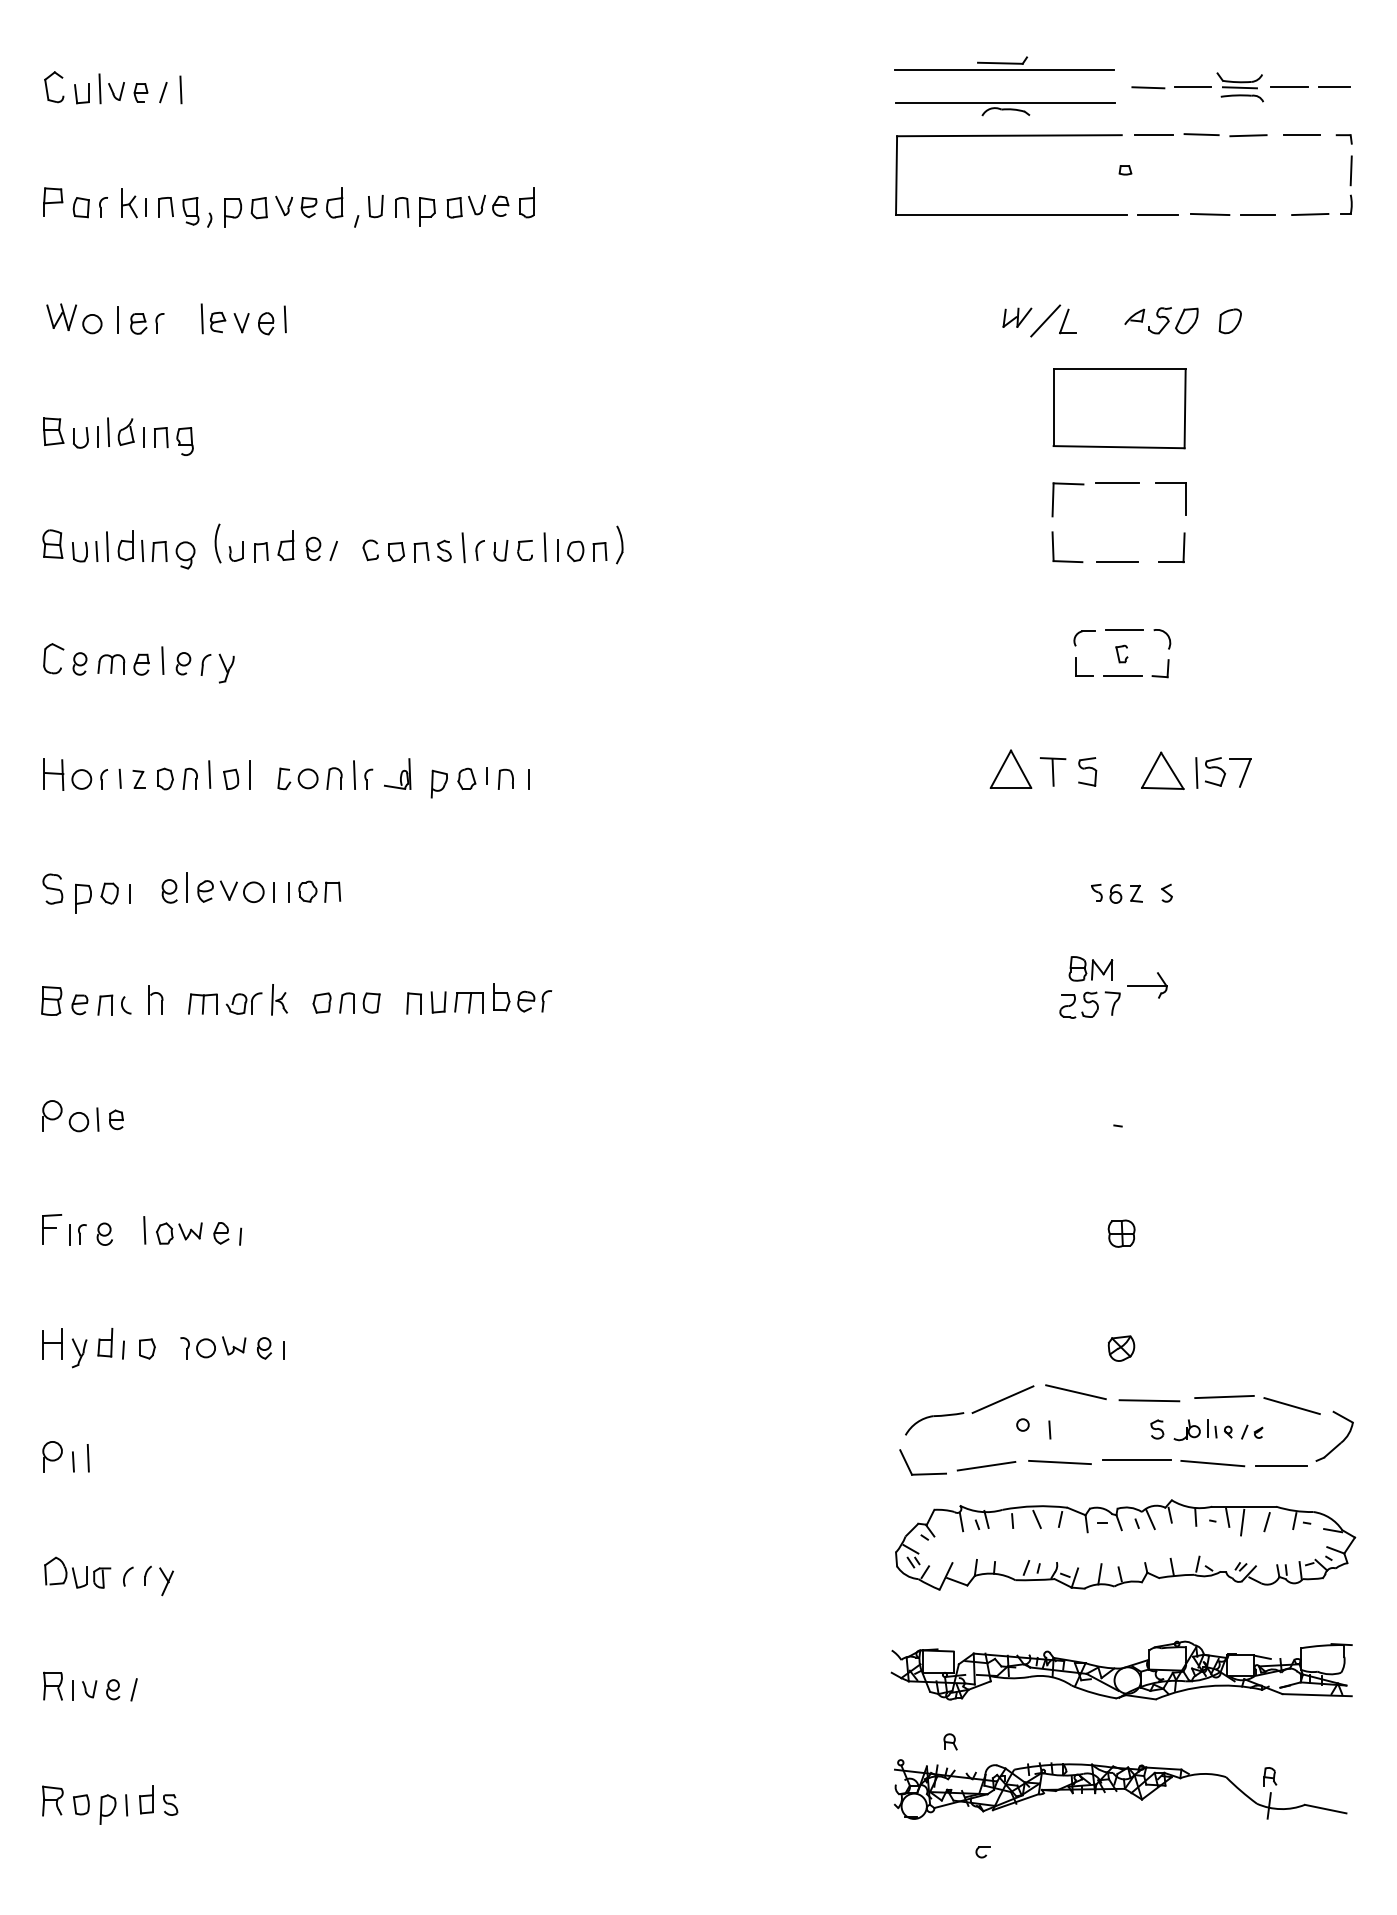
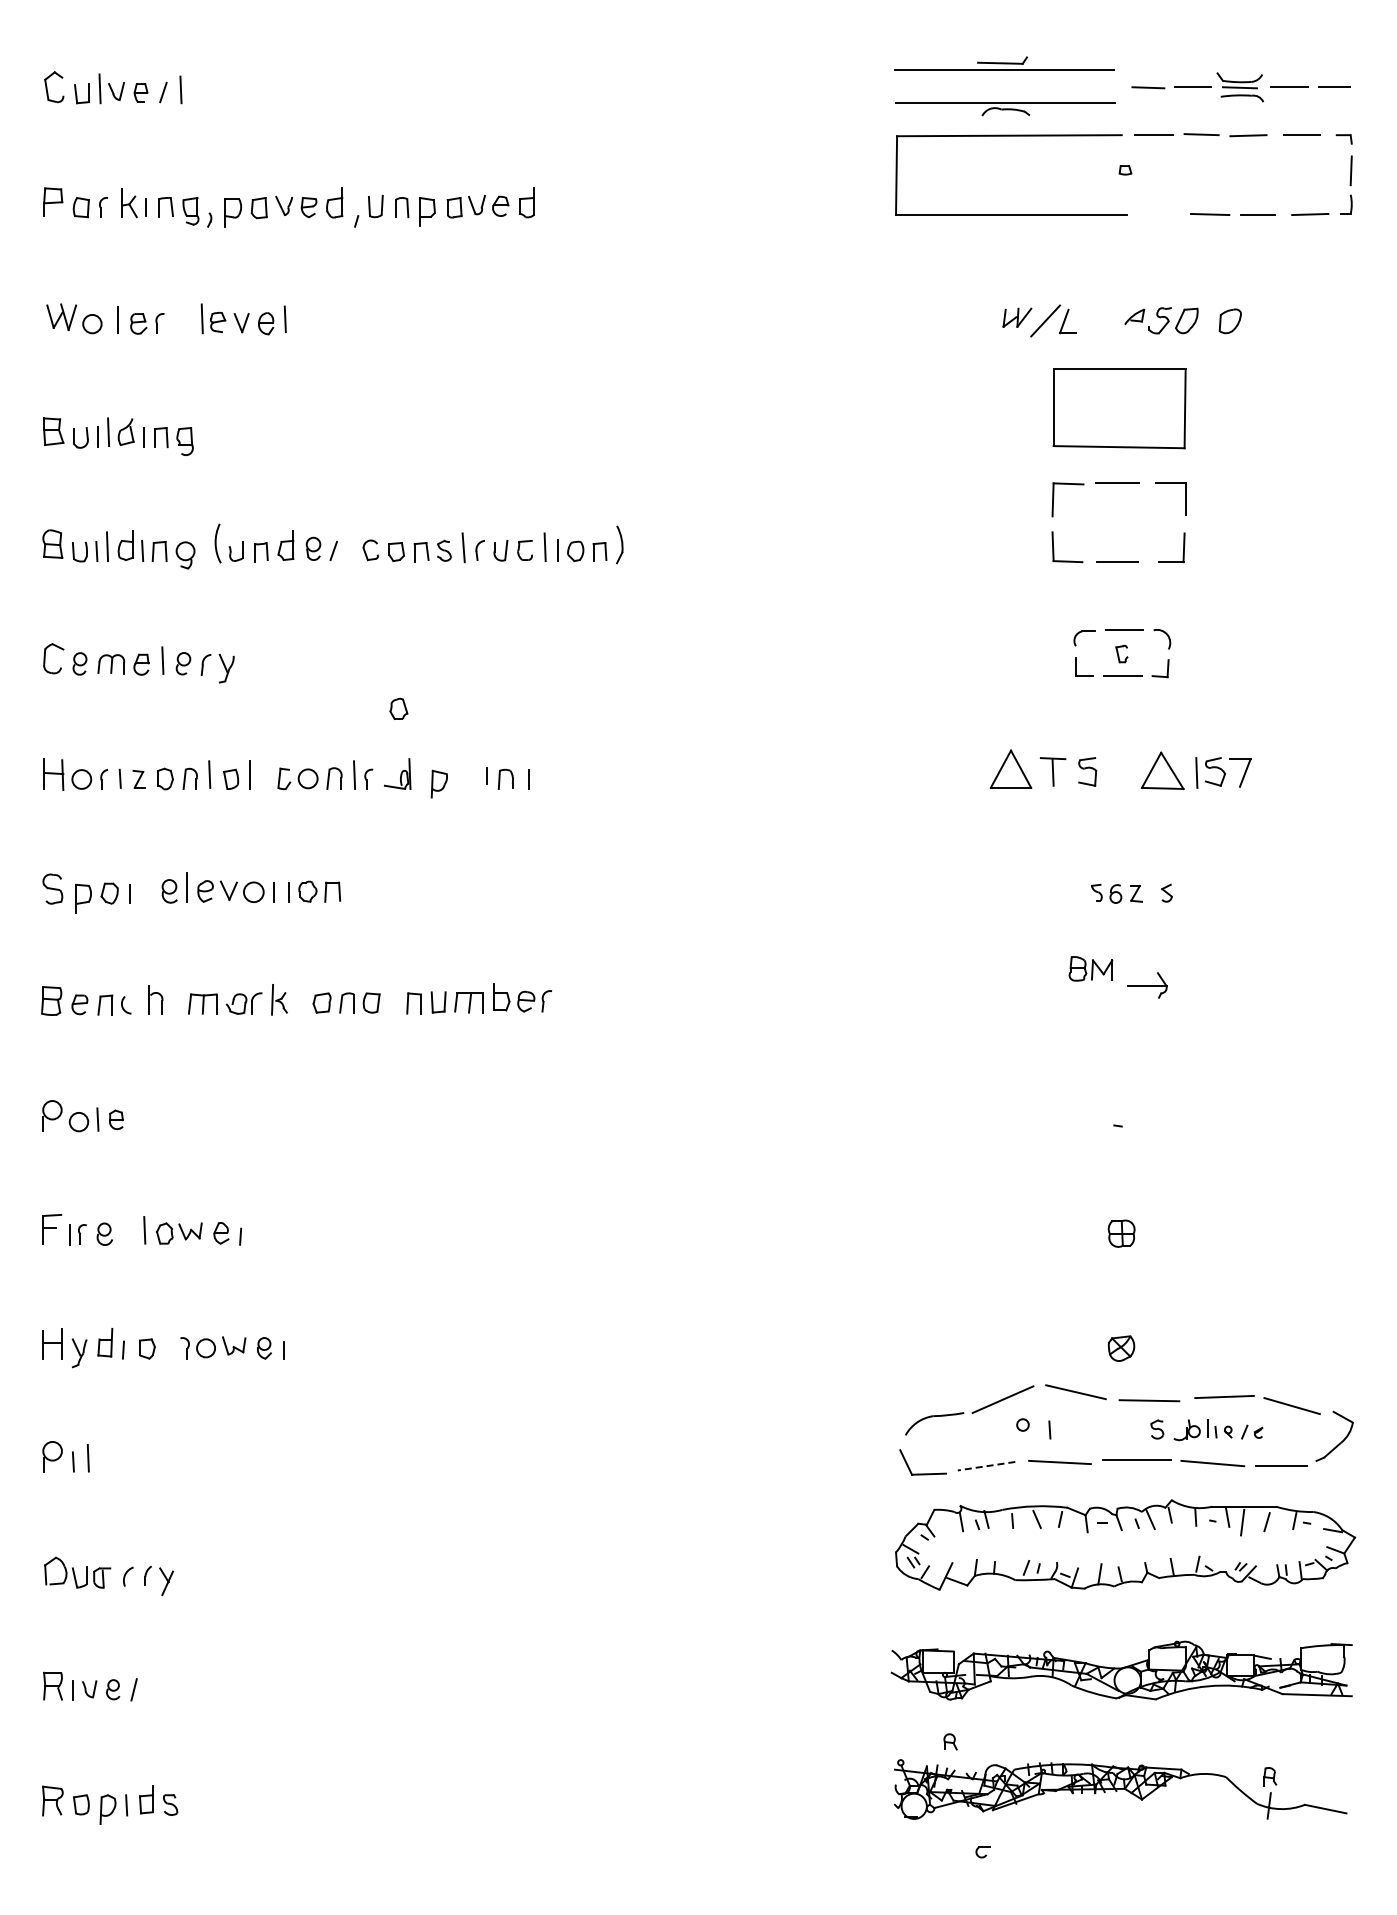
line: present -> none (1157, 215)
part position: (466, 778) -> (398, 708) (398, 708)
part: present -> none (1089, 1004)
line: solid -> dashed (986, 1466)
